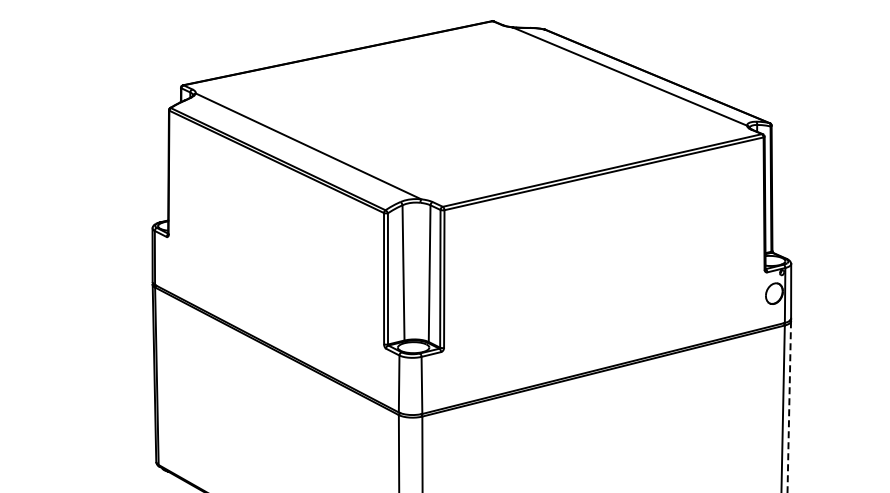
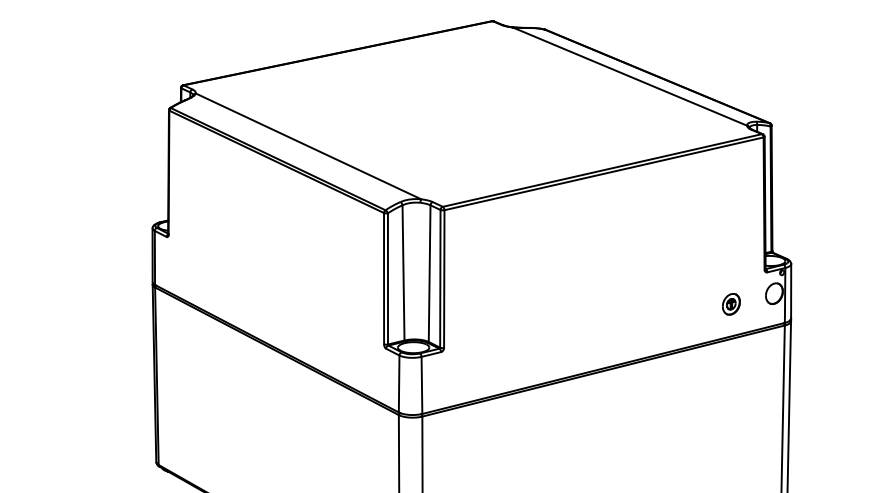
part: none -> present (730, 304)
line: dashed -> solid (789, 406)
